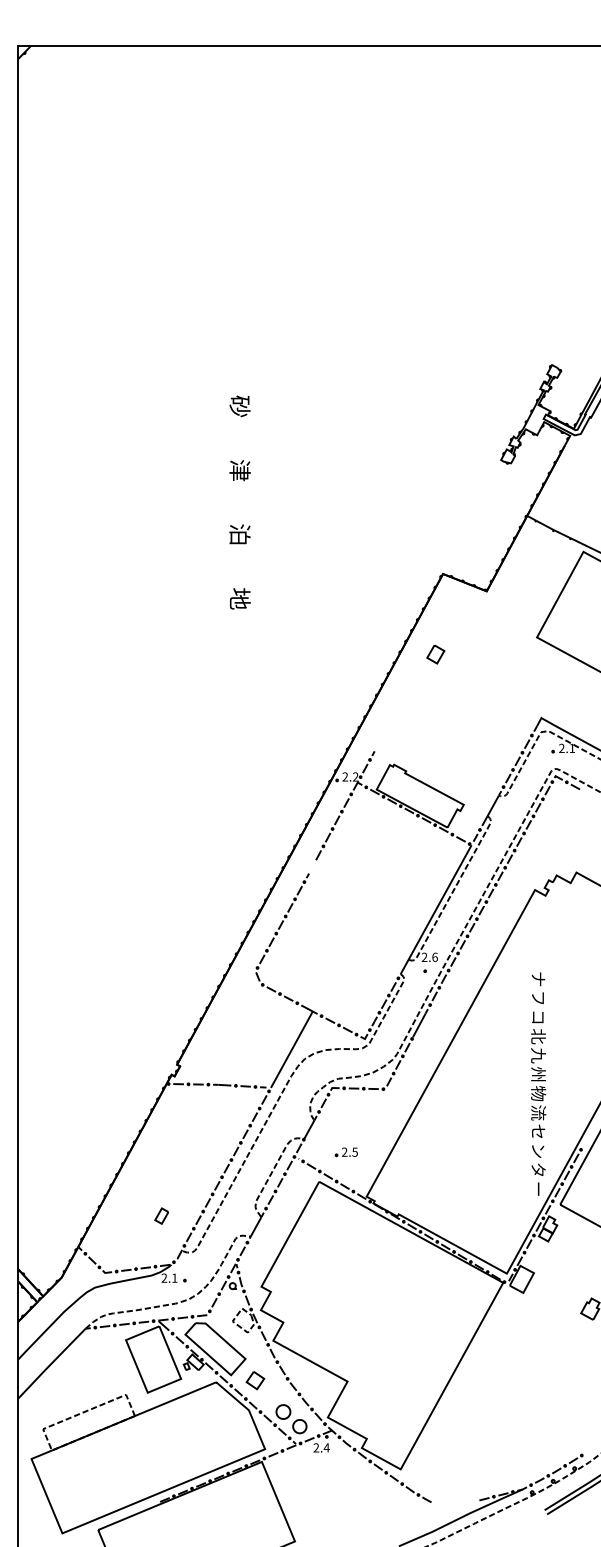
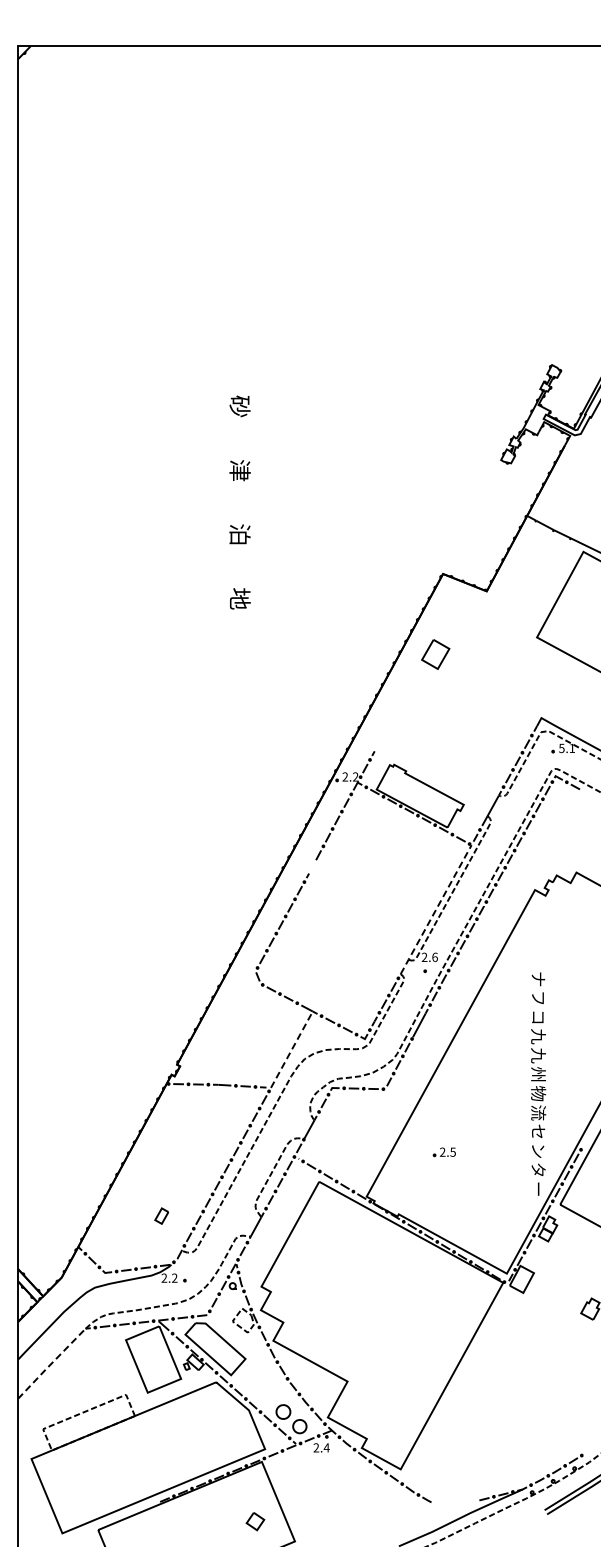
part size: 20x21 px -> 30x31 px (435, 654)
text: 2.1 -> 5.1 (561, 748)
line: solid -> dashed (435, 909)
text: 北 -> 九 (538, 1036)
line: solid -> dashed (291, 1049)
part position: (345, 1152) -> (443, 1152) (443, 1152)
text: 2.1 -> 2.2 (174, 1277)
line: solid -> dashed (51, 1364)
part position: (255, 1380) -> (255, 1521) (255, 1521)
